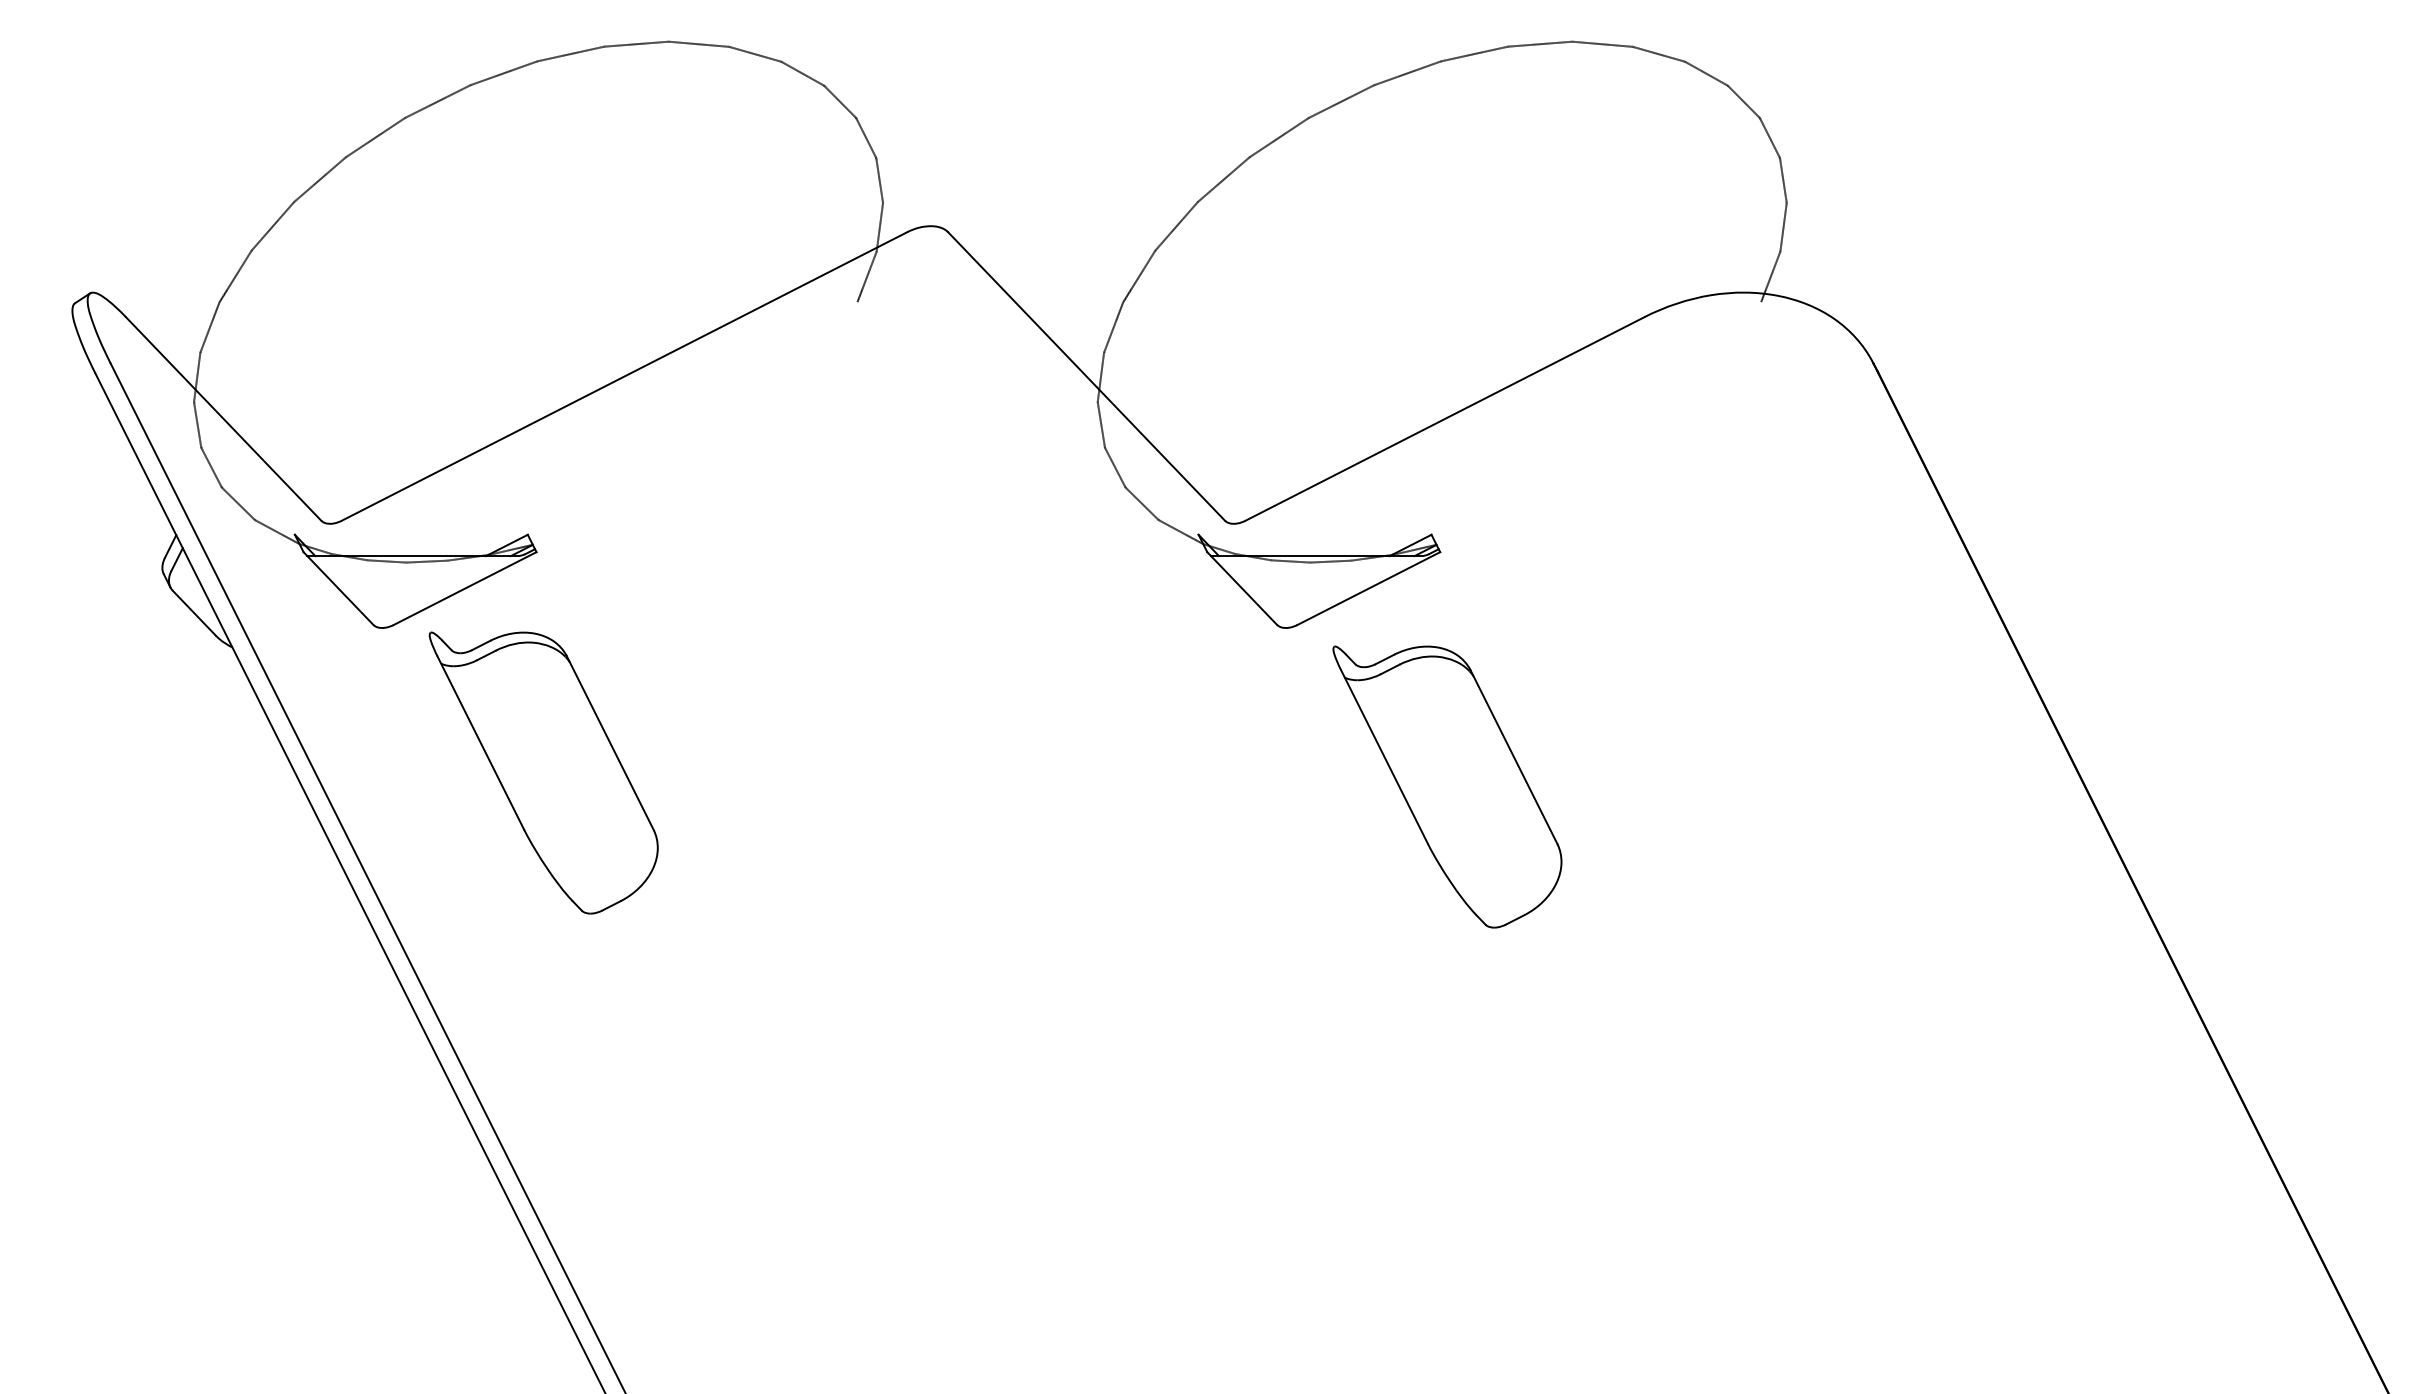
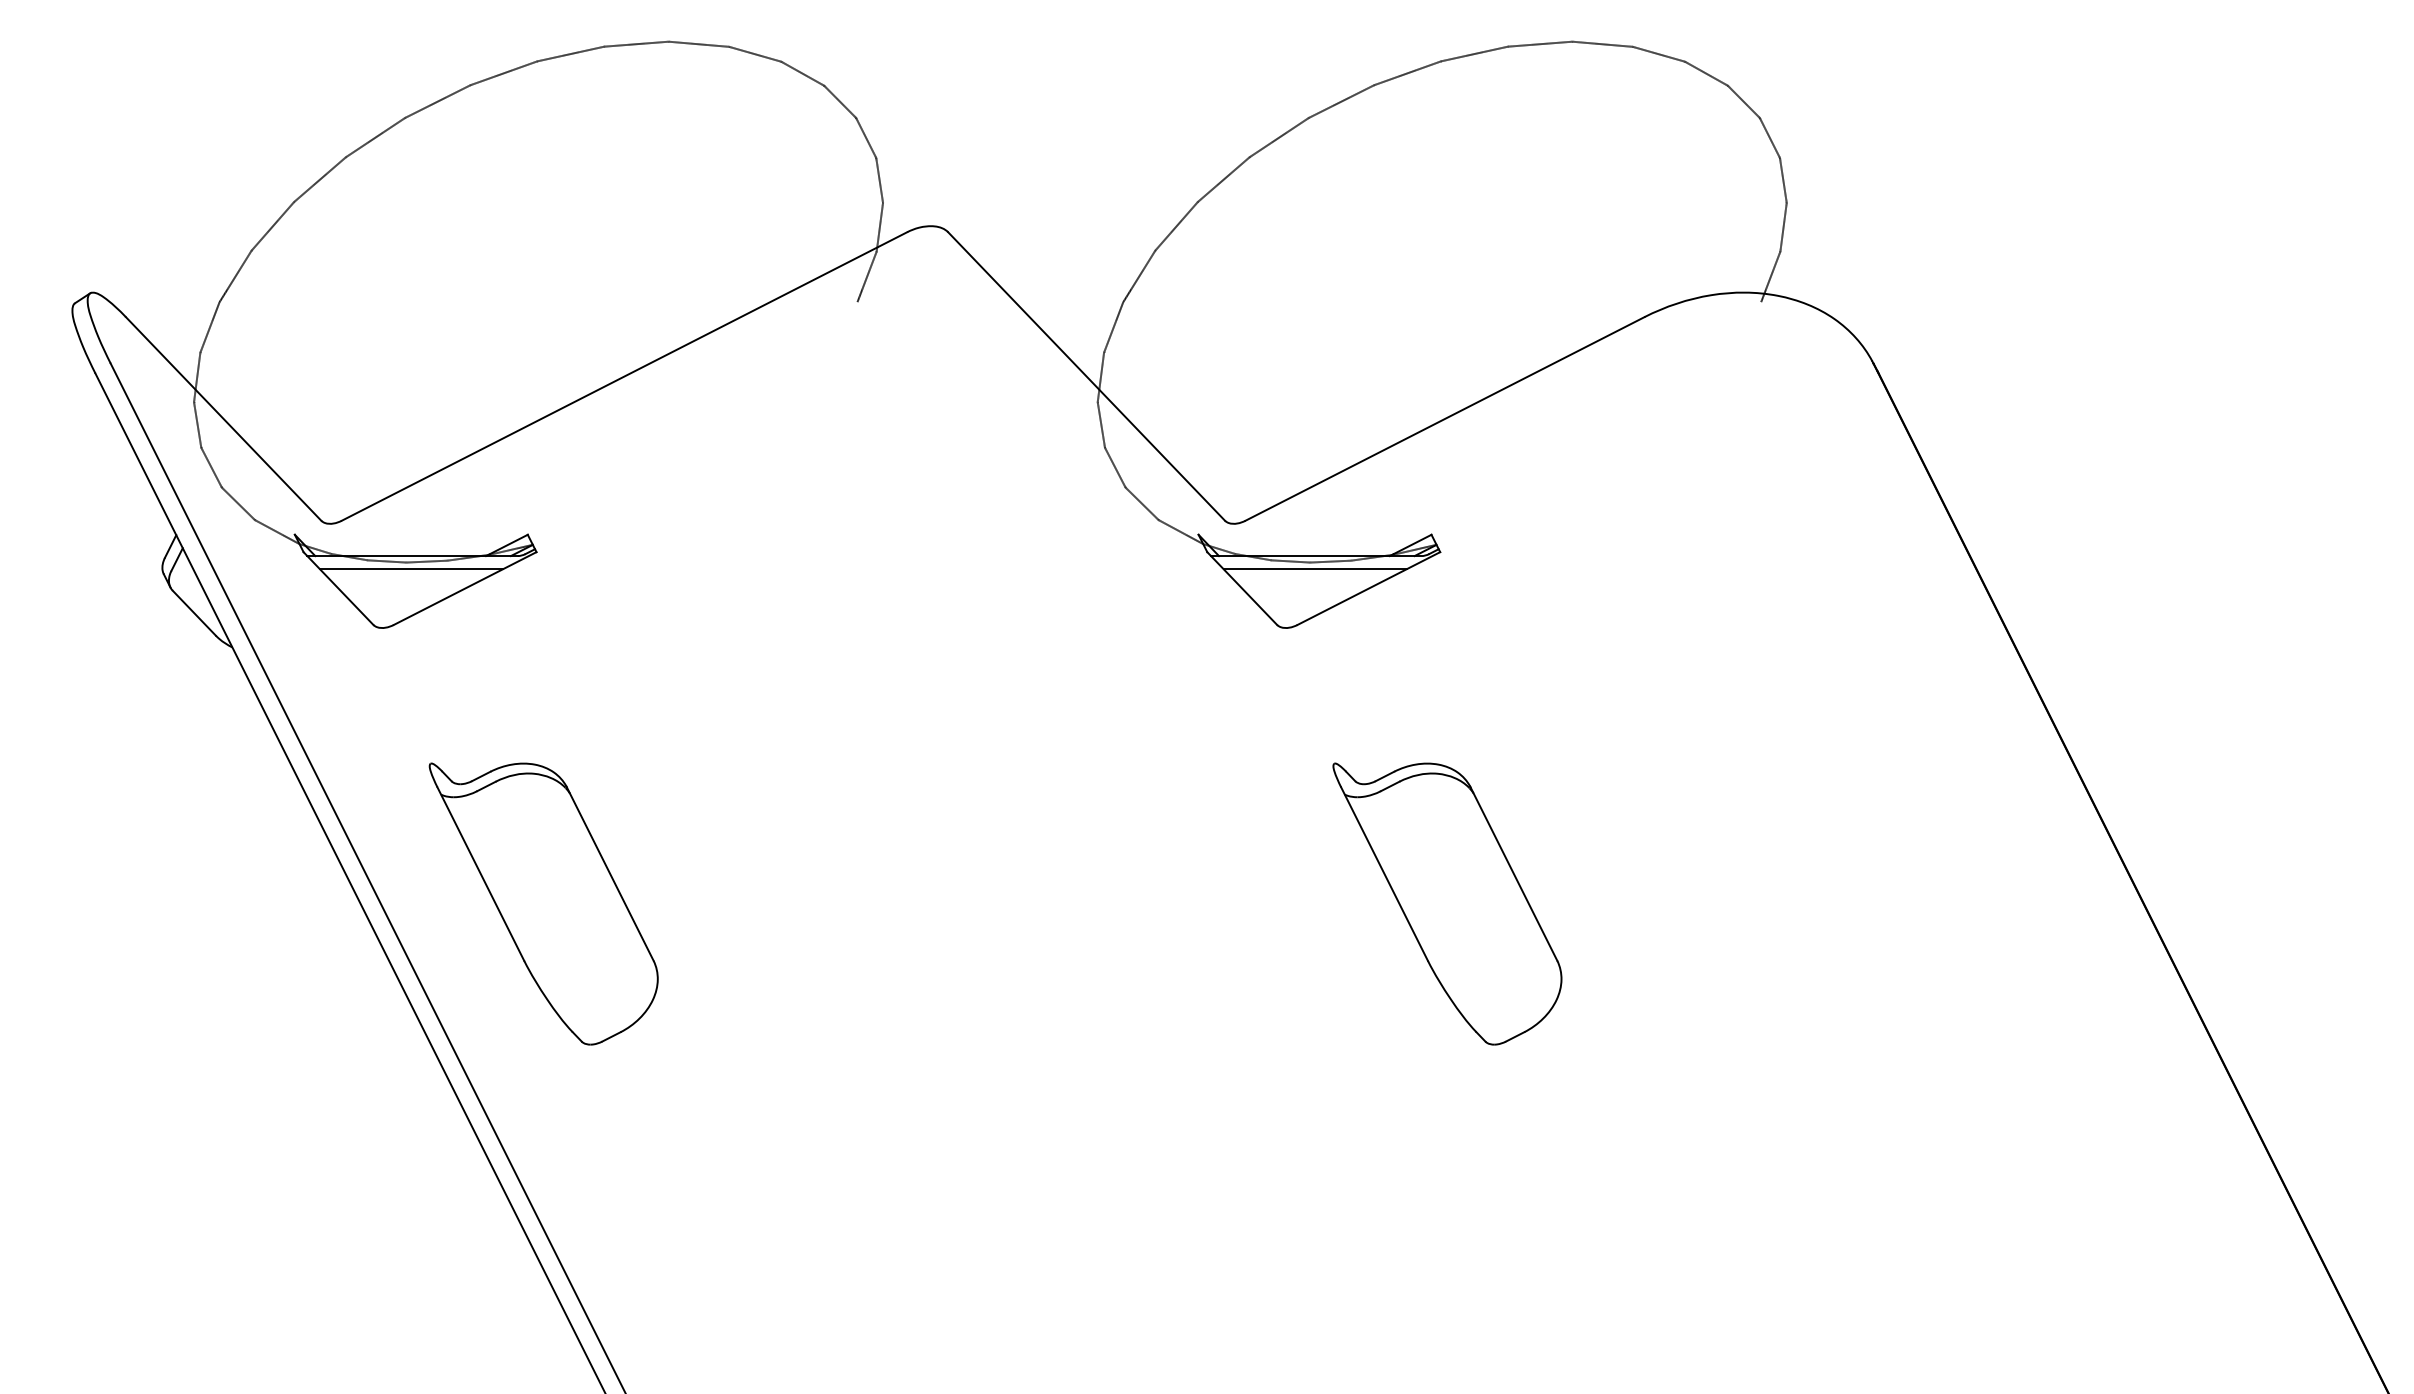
line: none -> present (411, 569)
line: none -> present (1315, 569)
part position: (543, 772) -> (543, 903) (543, 903)
part position: (1447, 786) -> (1447, 903) (1447, 903)
